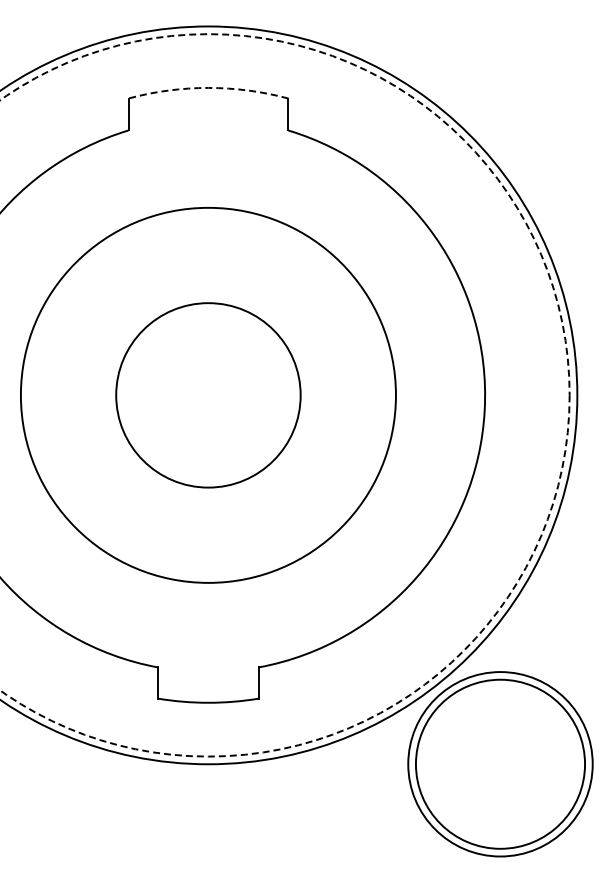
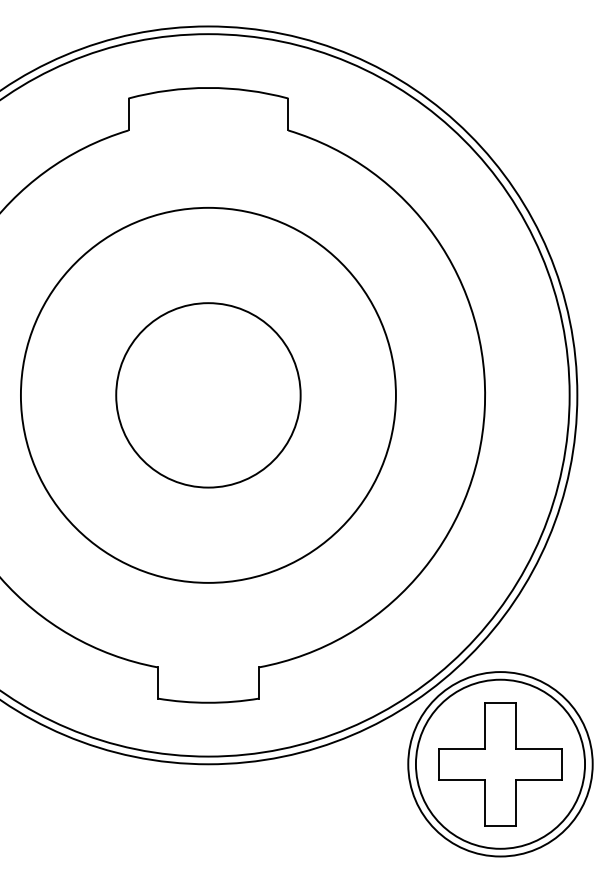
arc: dashed -> solid (208, 87)
circle: dashed -> solid (284, 395)
part: none -> present (500, 764)
